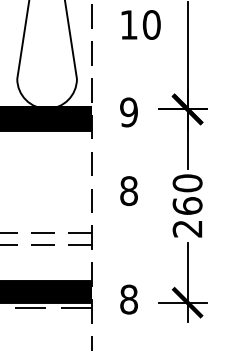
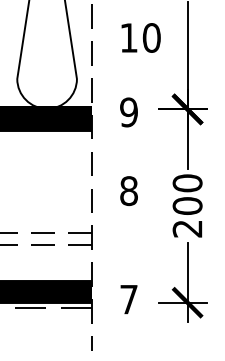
text position: (140, 24) -> (140, 37) (140, 37)
text: 260 -> 200 (187, 205)
text: 8 -> 7 (128, 299)
